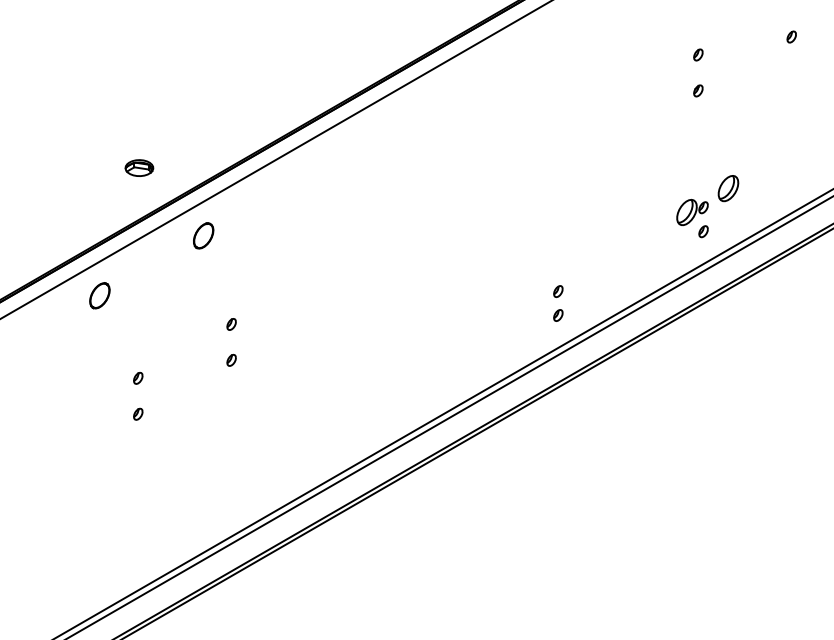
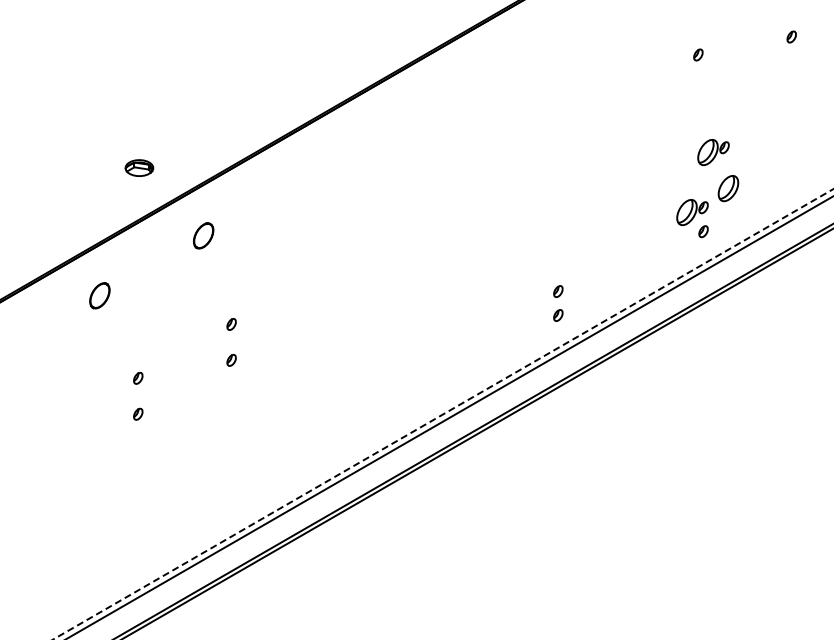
part: present -> none (698, 90)
part: none -> present (713, 152)
line: present -> none (275, 159)
line: solid -> dashed (442, 414)
